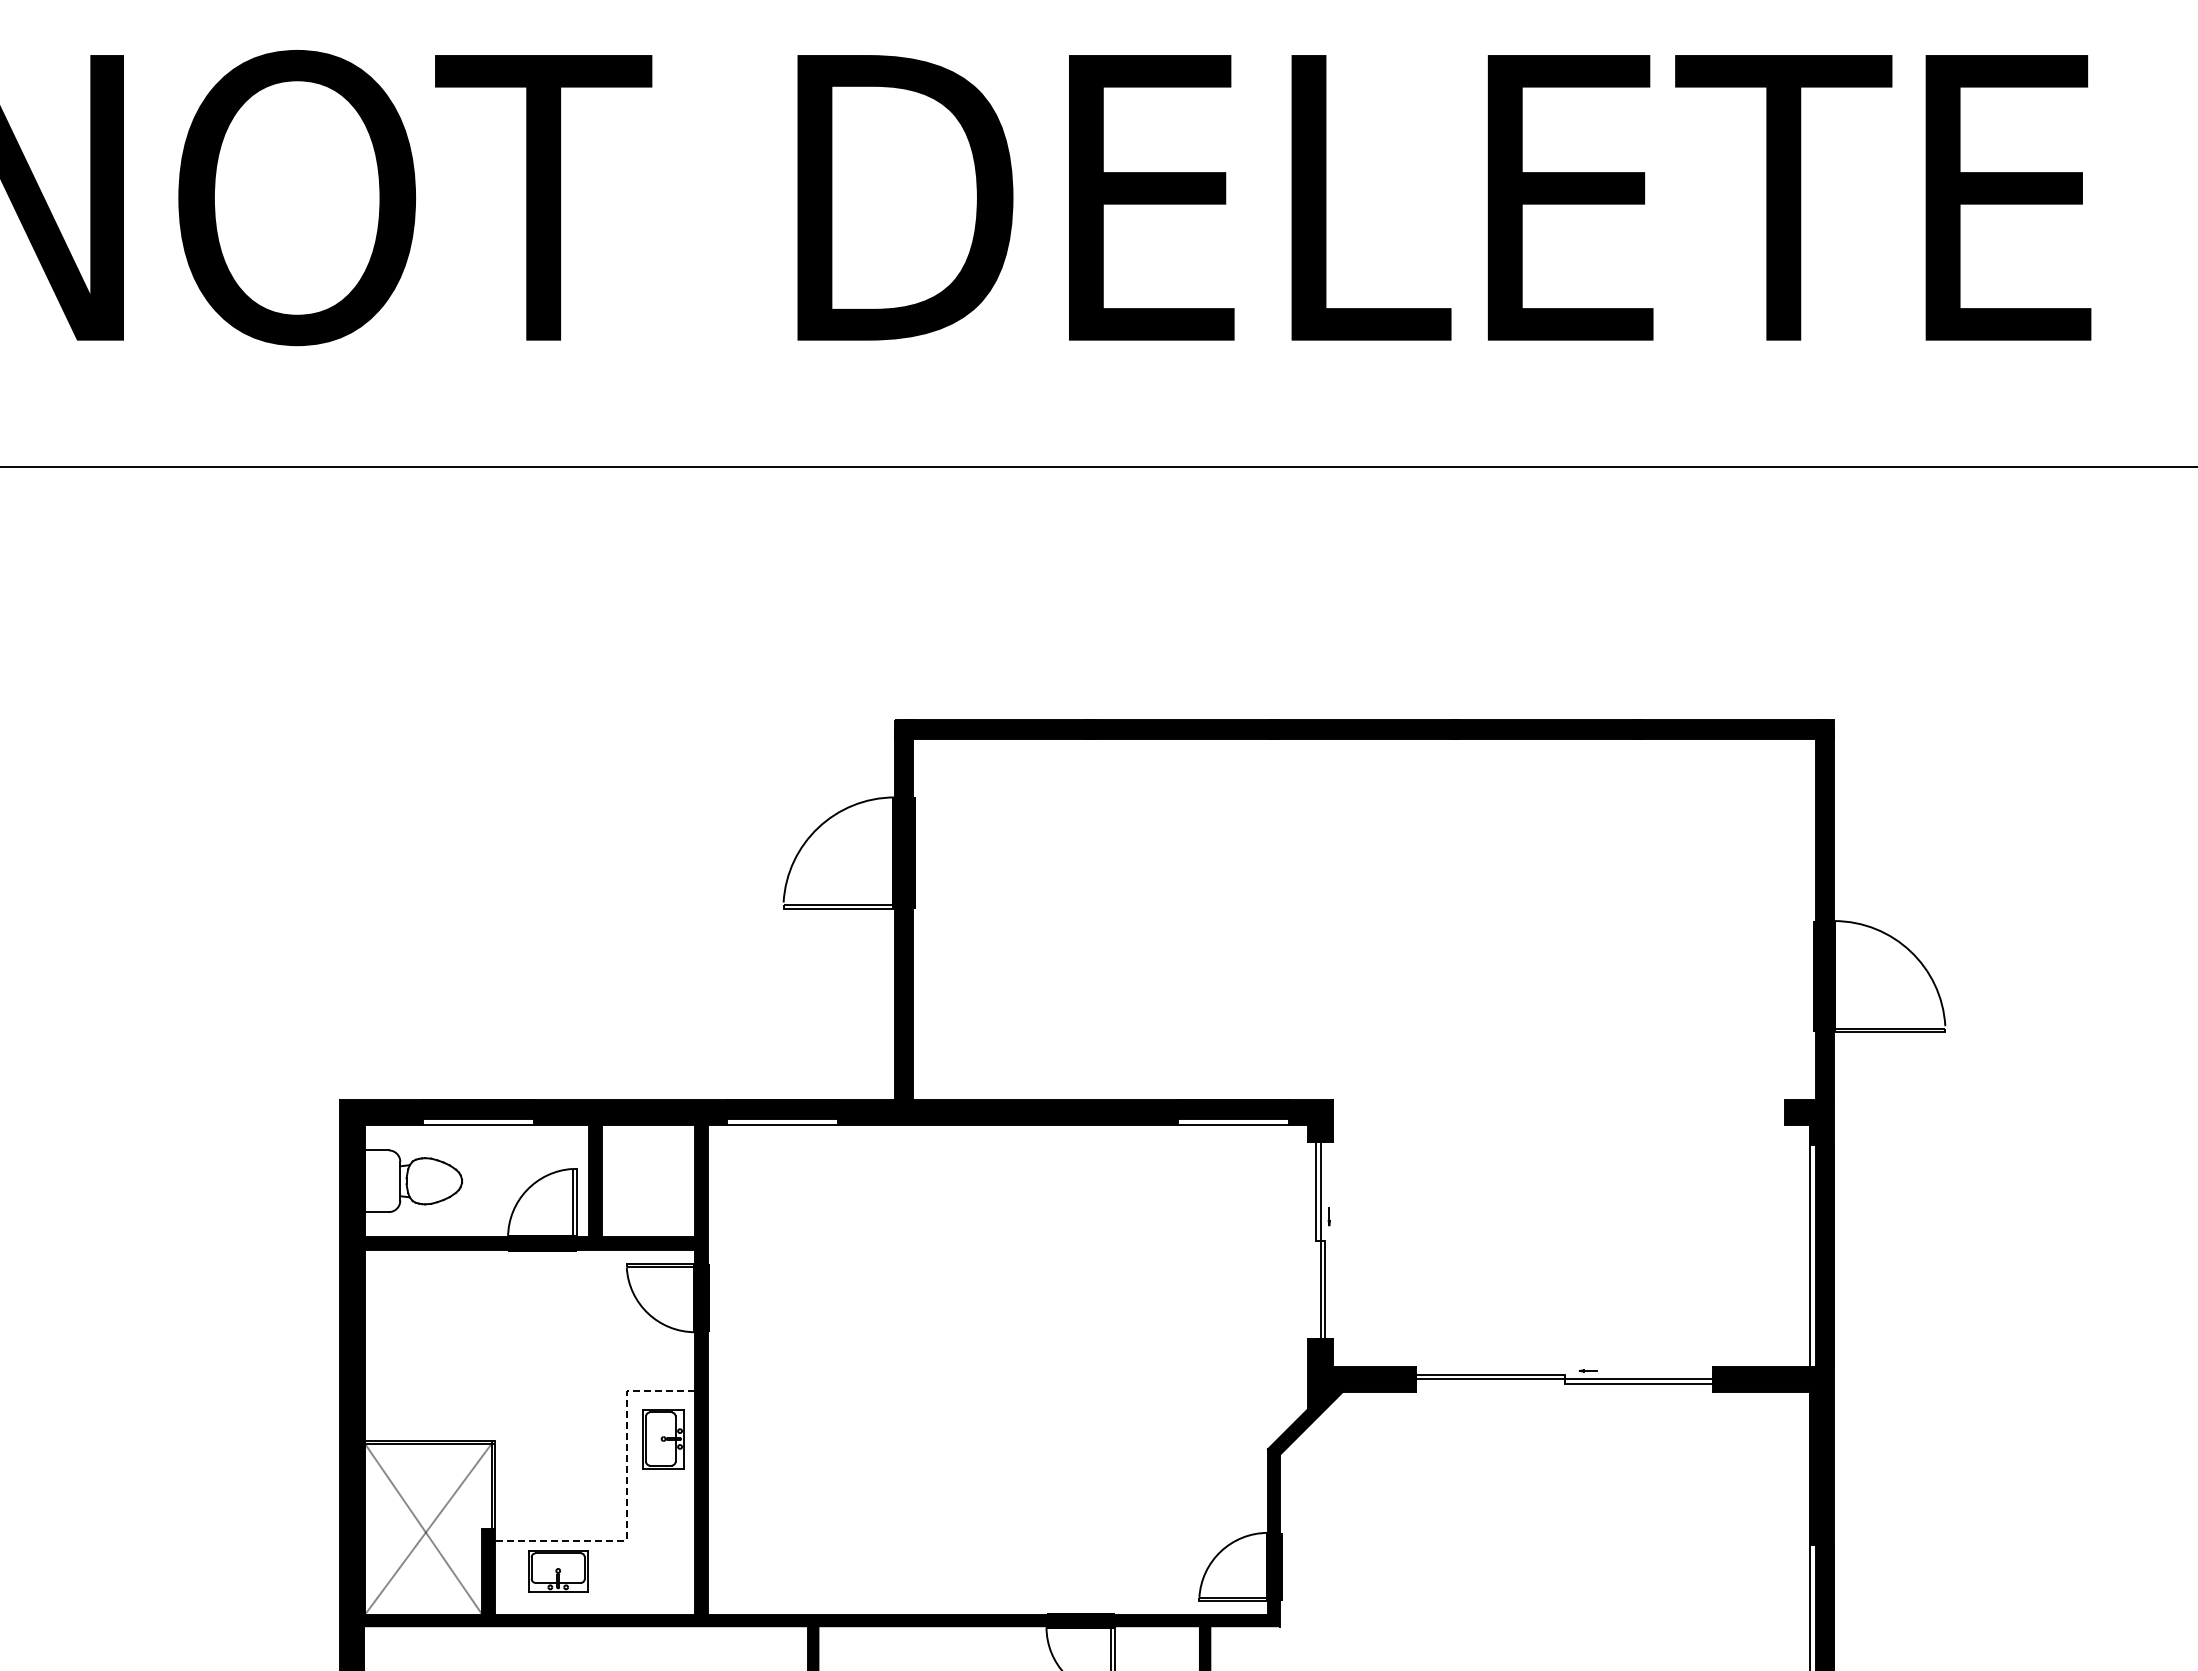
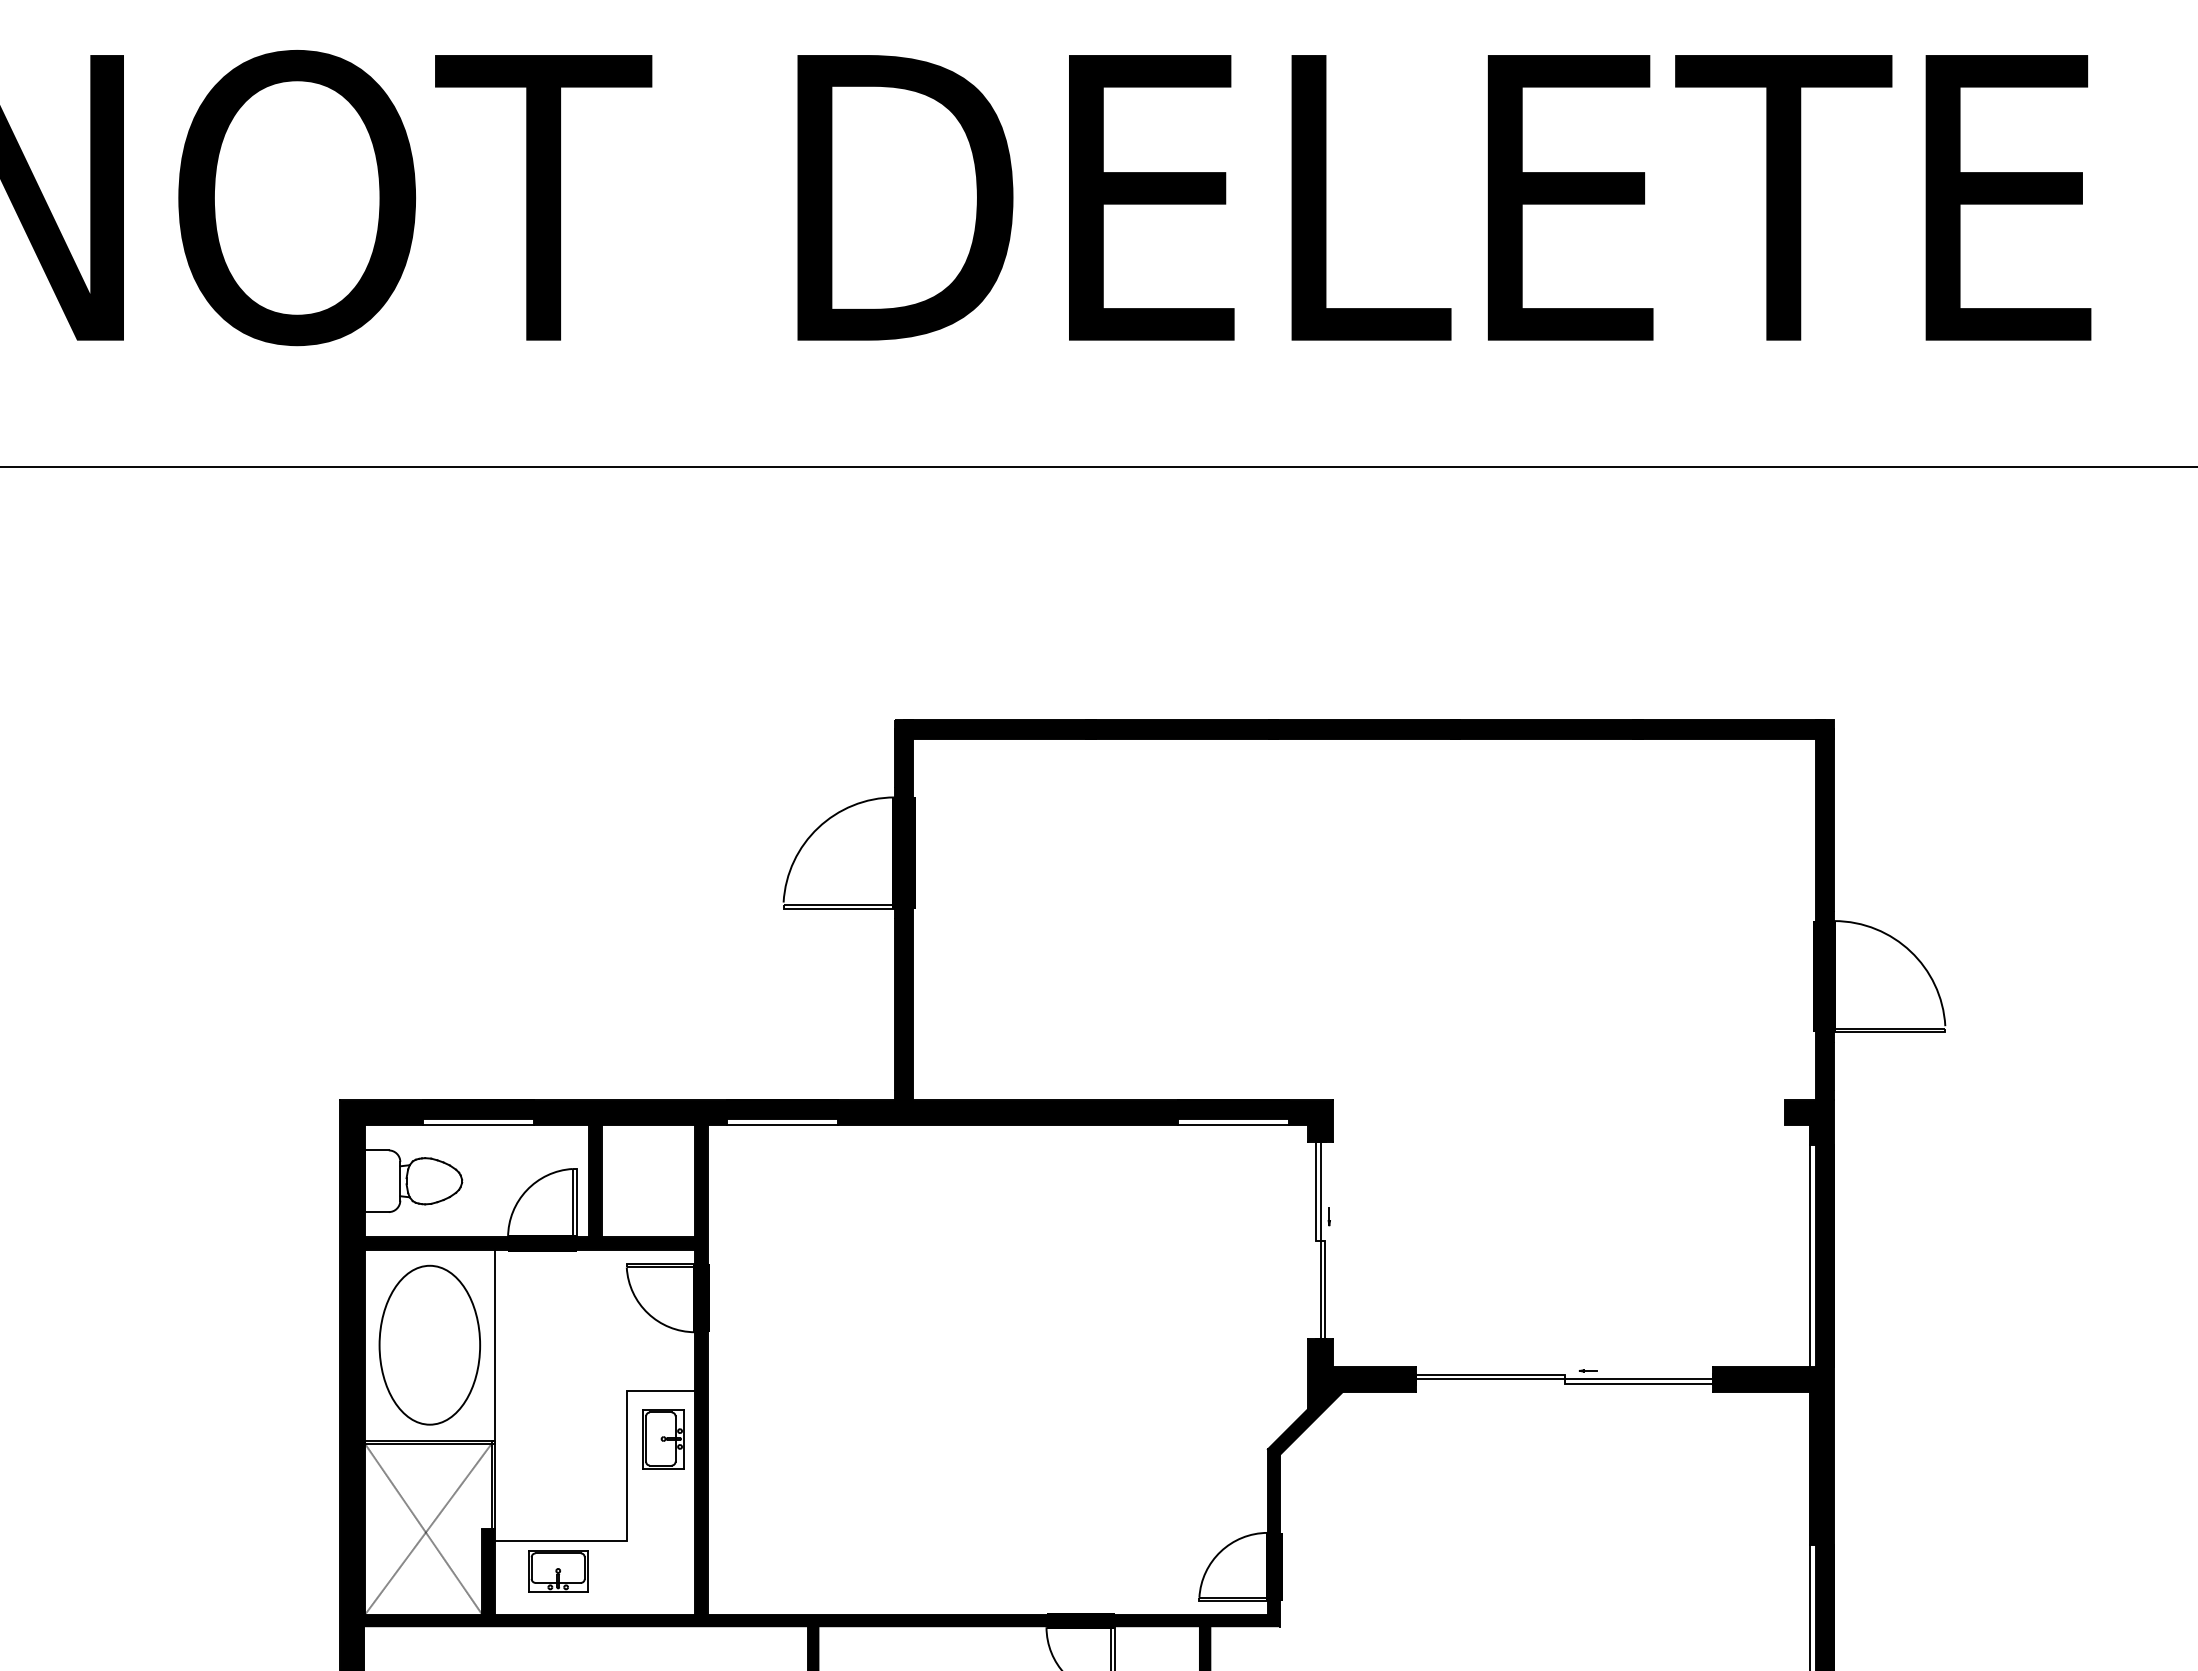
part: none -> present (429, 1344)
line: none -> present (494, 1344)
line: dashed -> solid (627, 1498)
